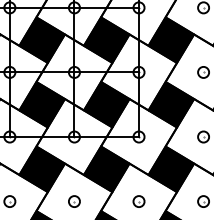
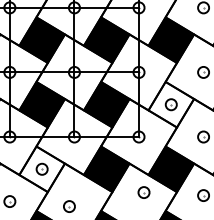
fill: present -> none (171, 104)
fill: present -> none (41, 169)
part position: (74, 201) -> (69, 206) (69, 206)
part position: (138, 201) -> (143, 192) (143, 192)
part position: (203, 201) -> (203, 195) (203, 195)
